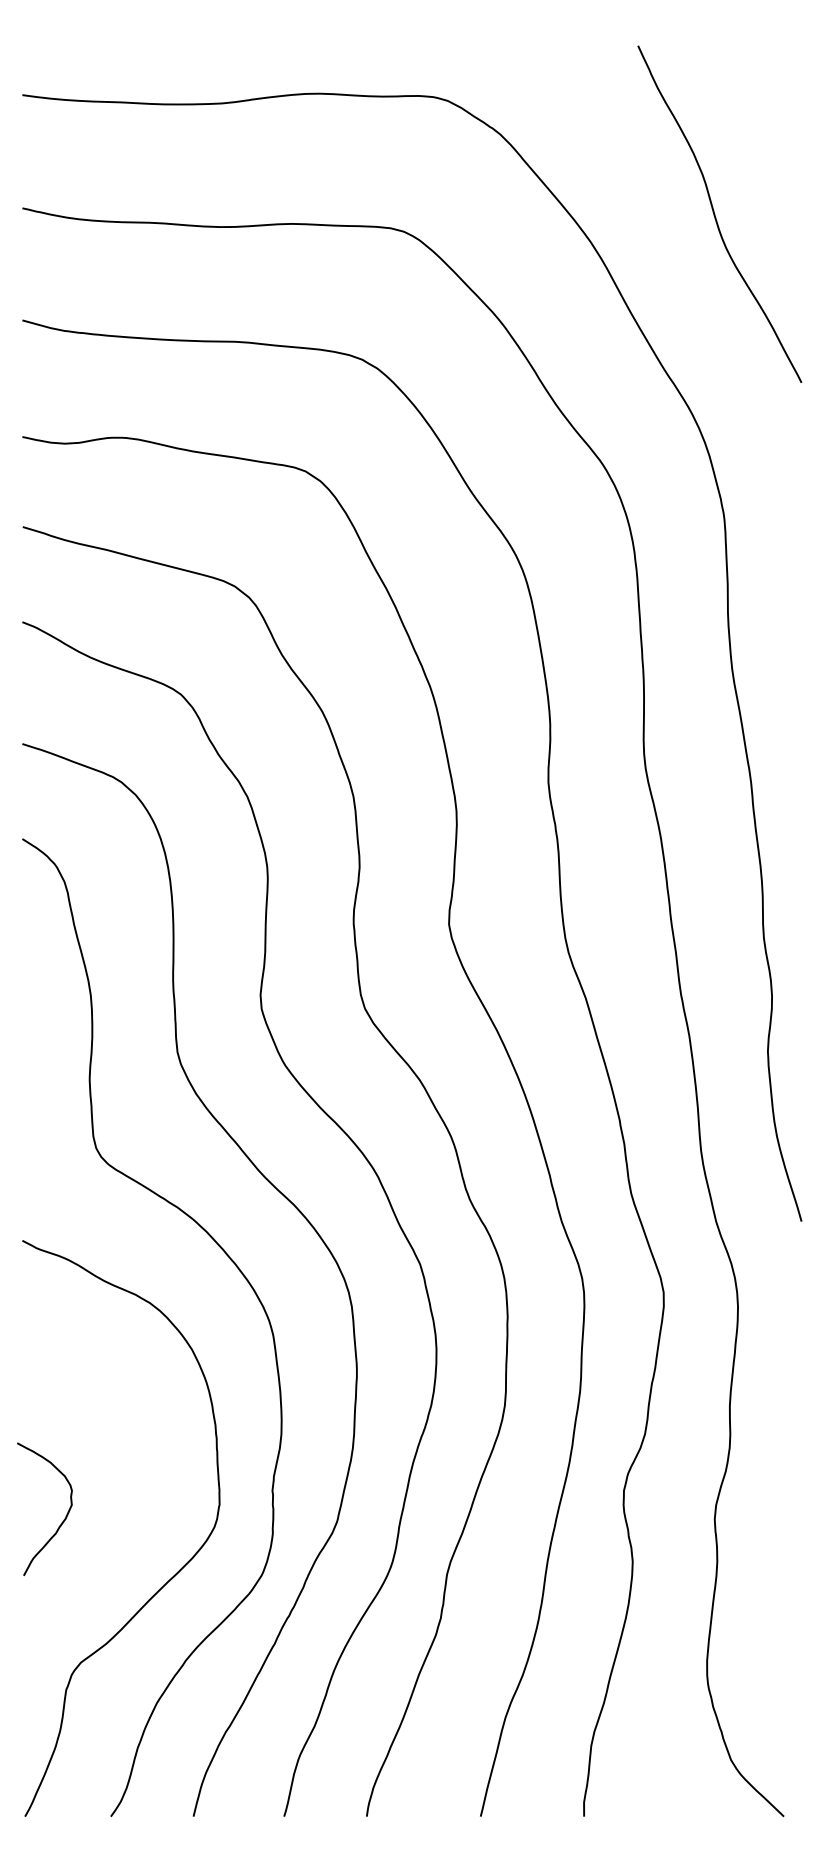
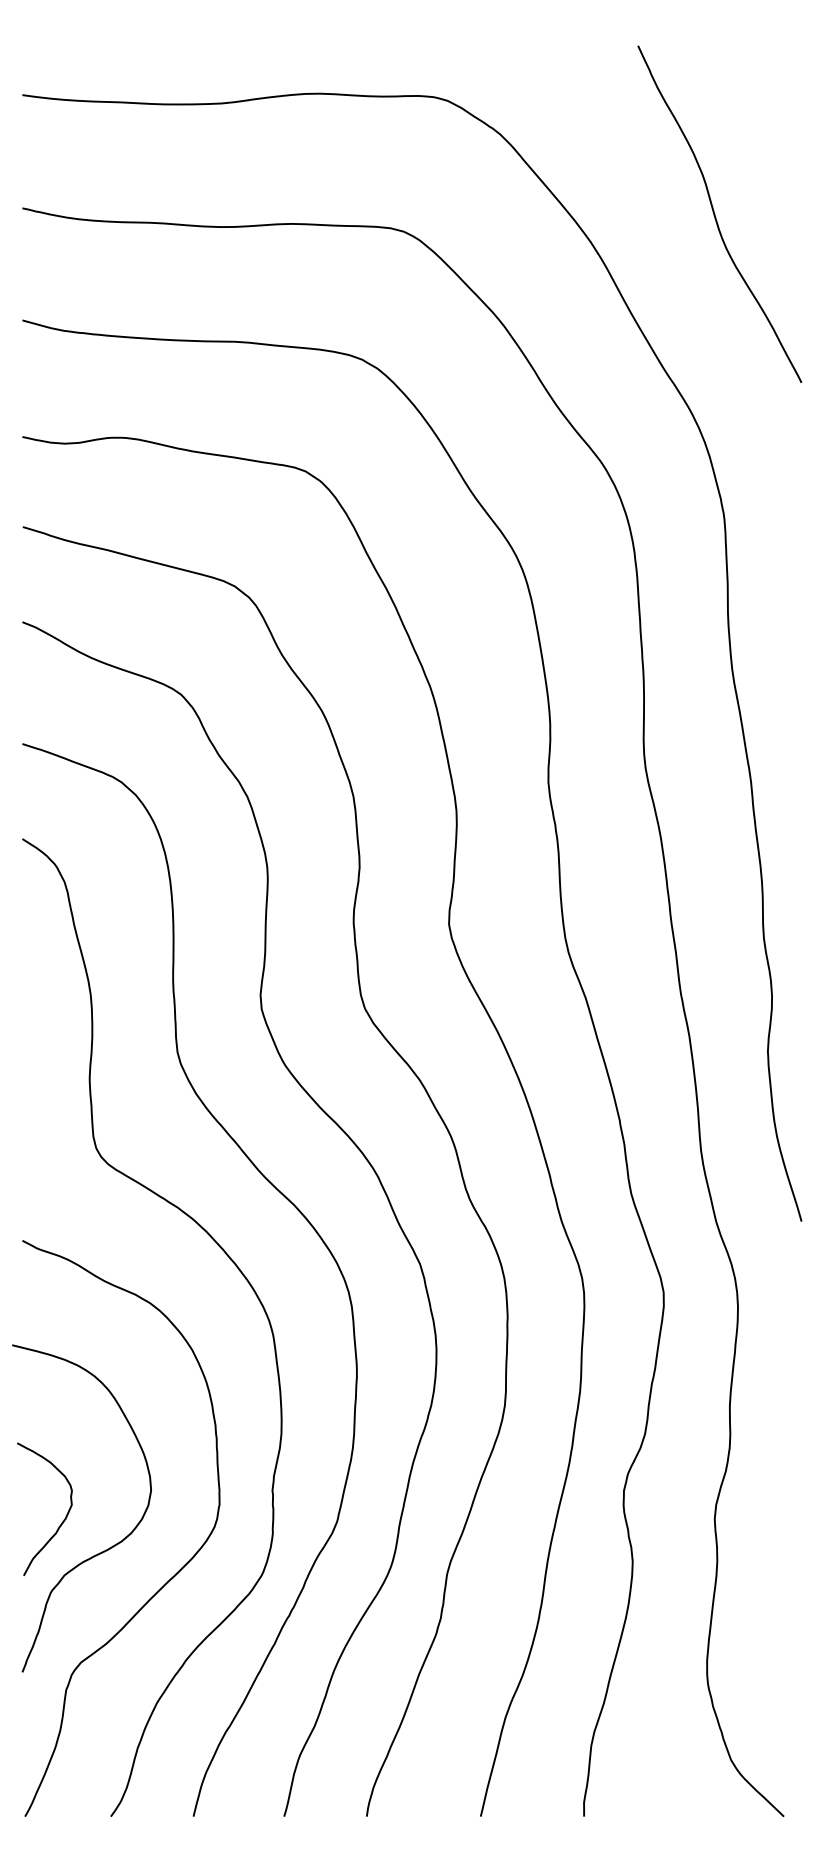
curve: none -> present (103, 1550)
